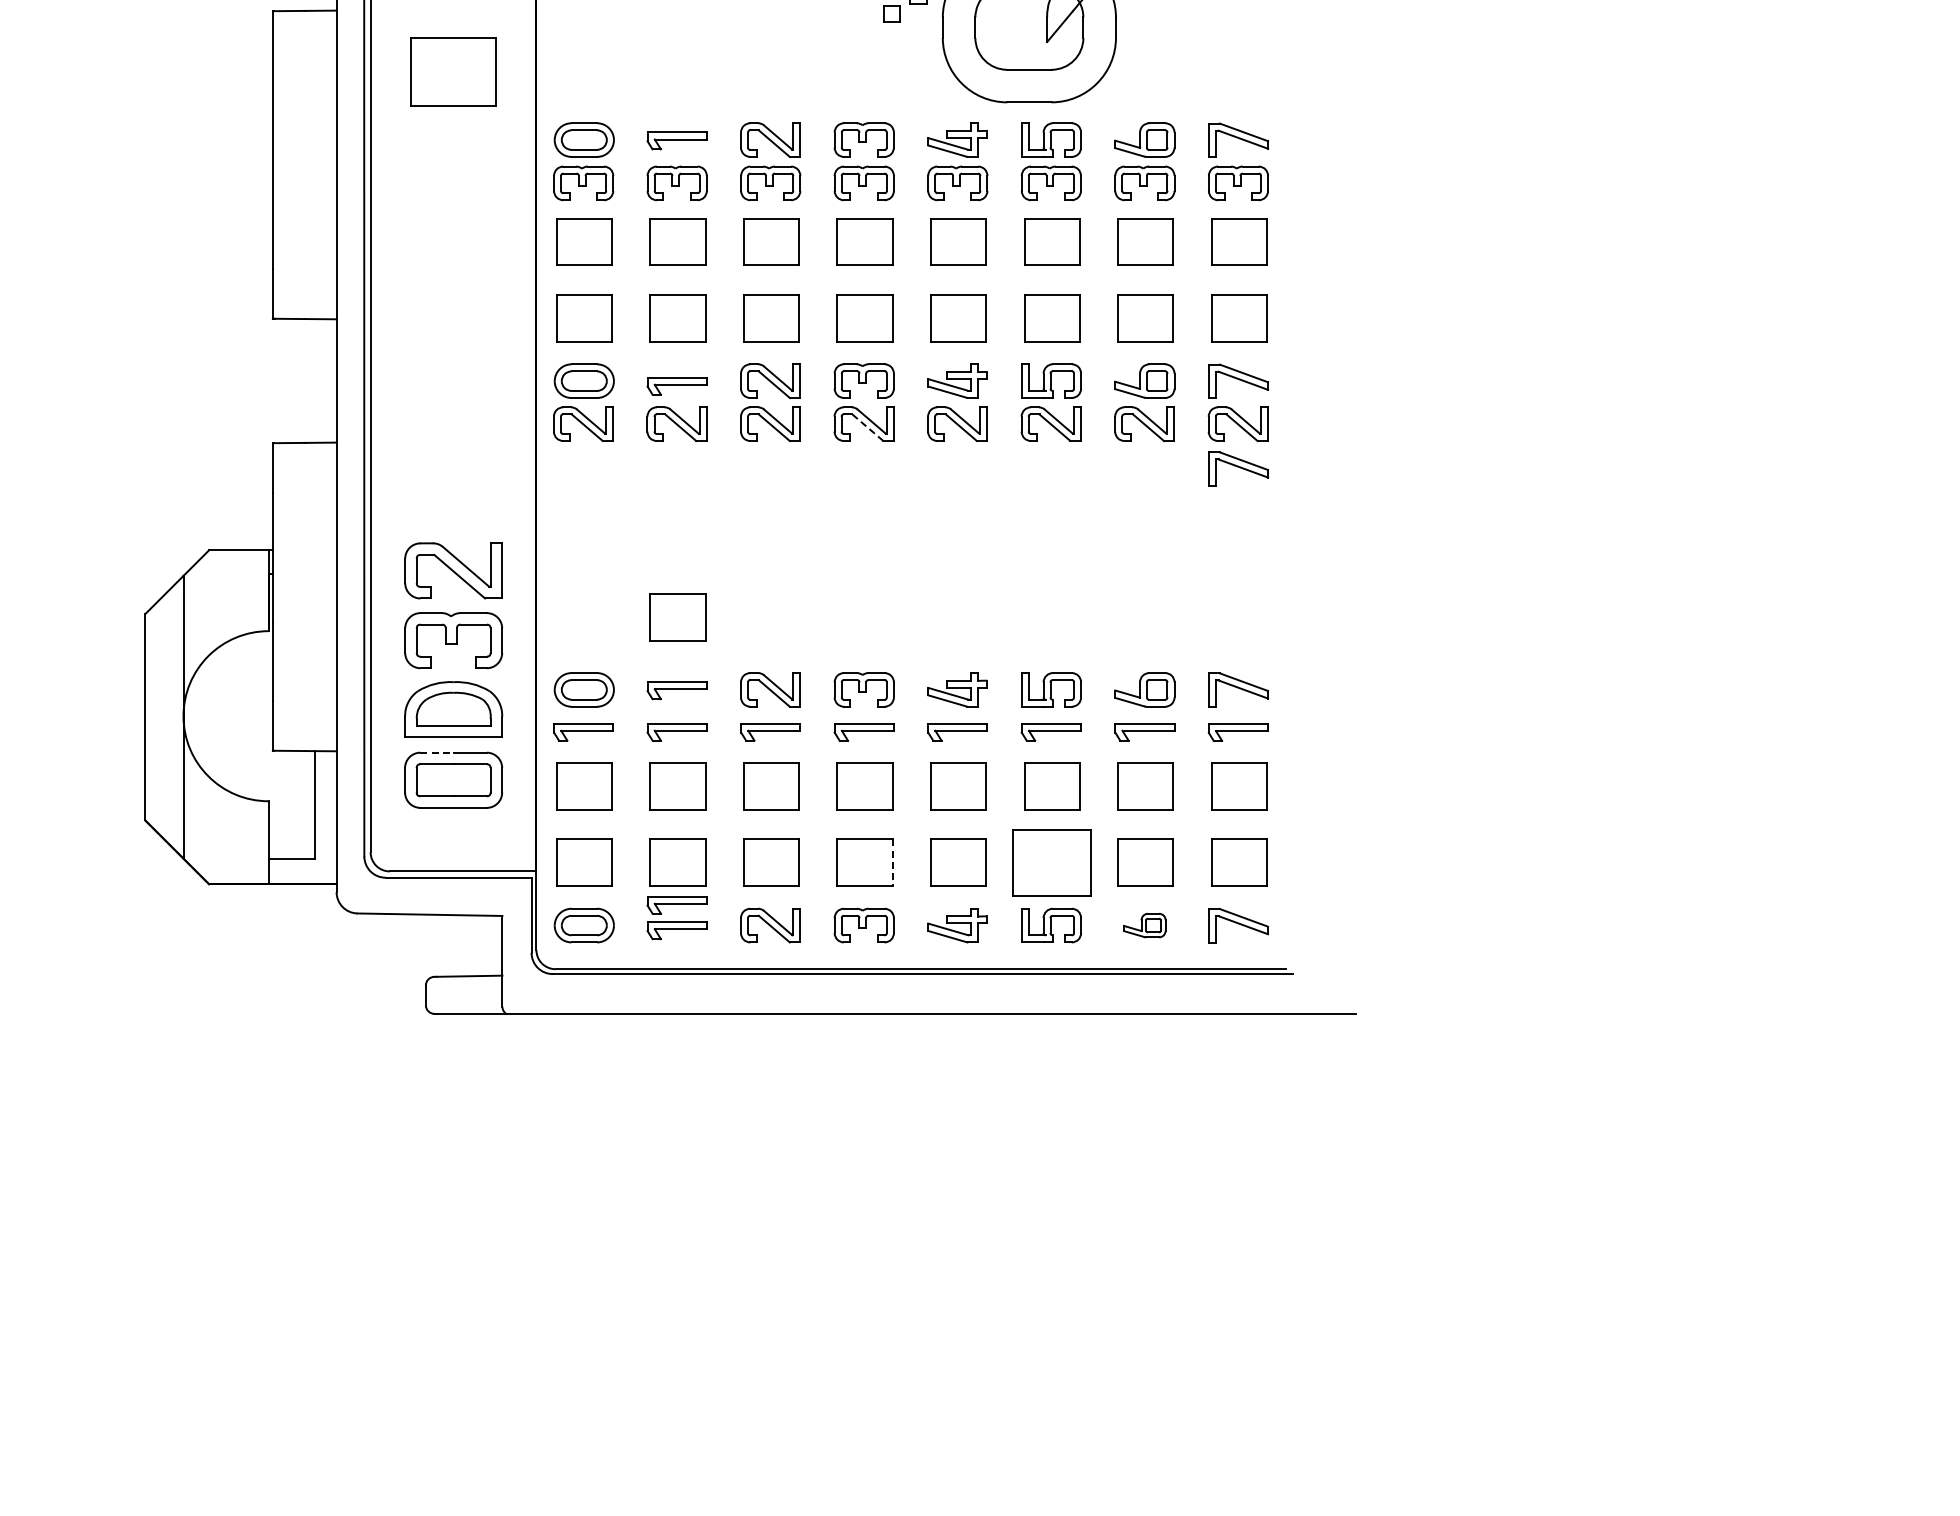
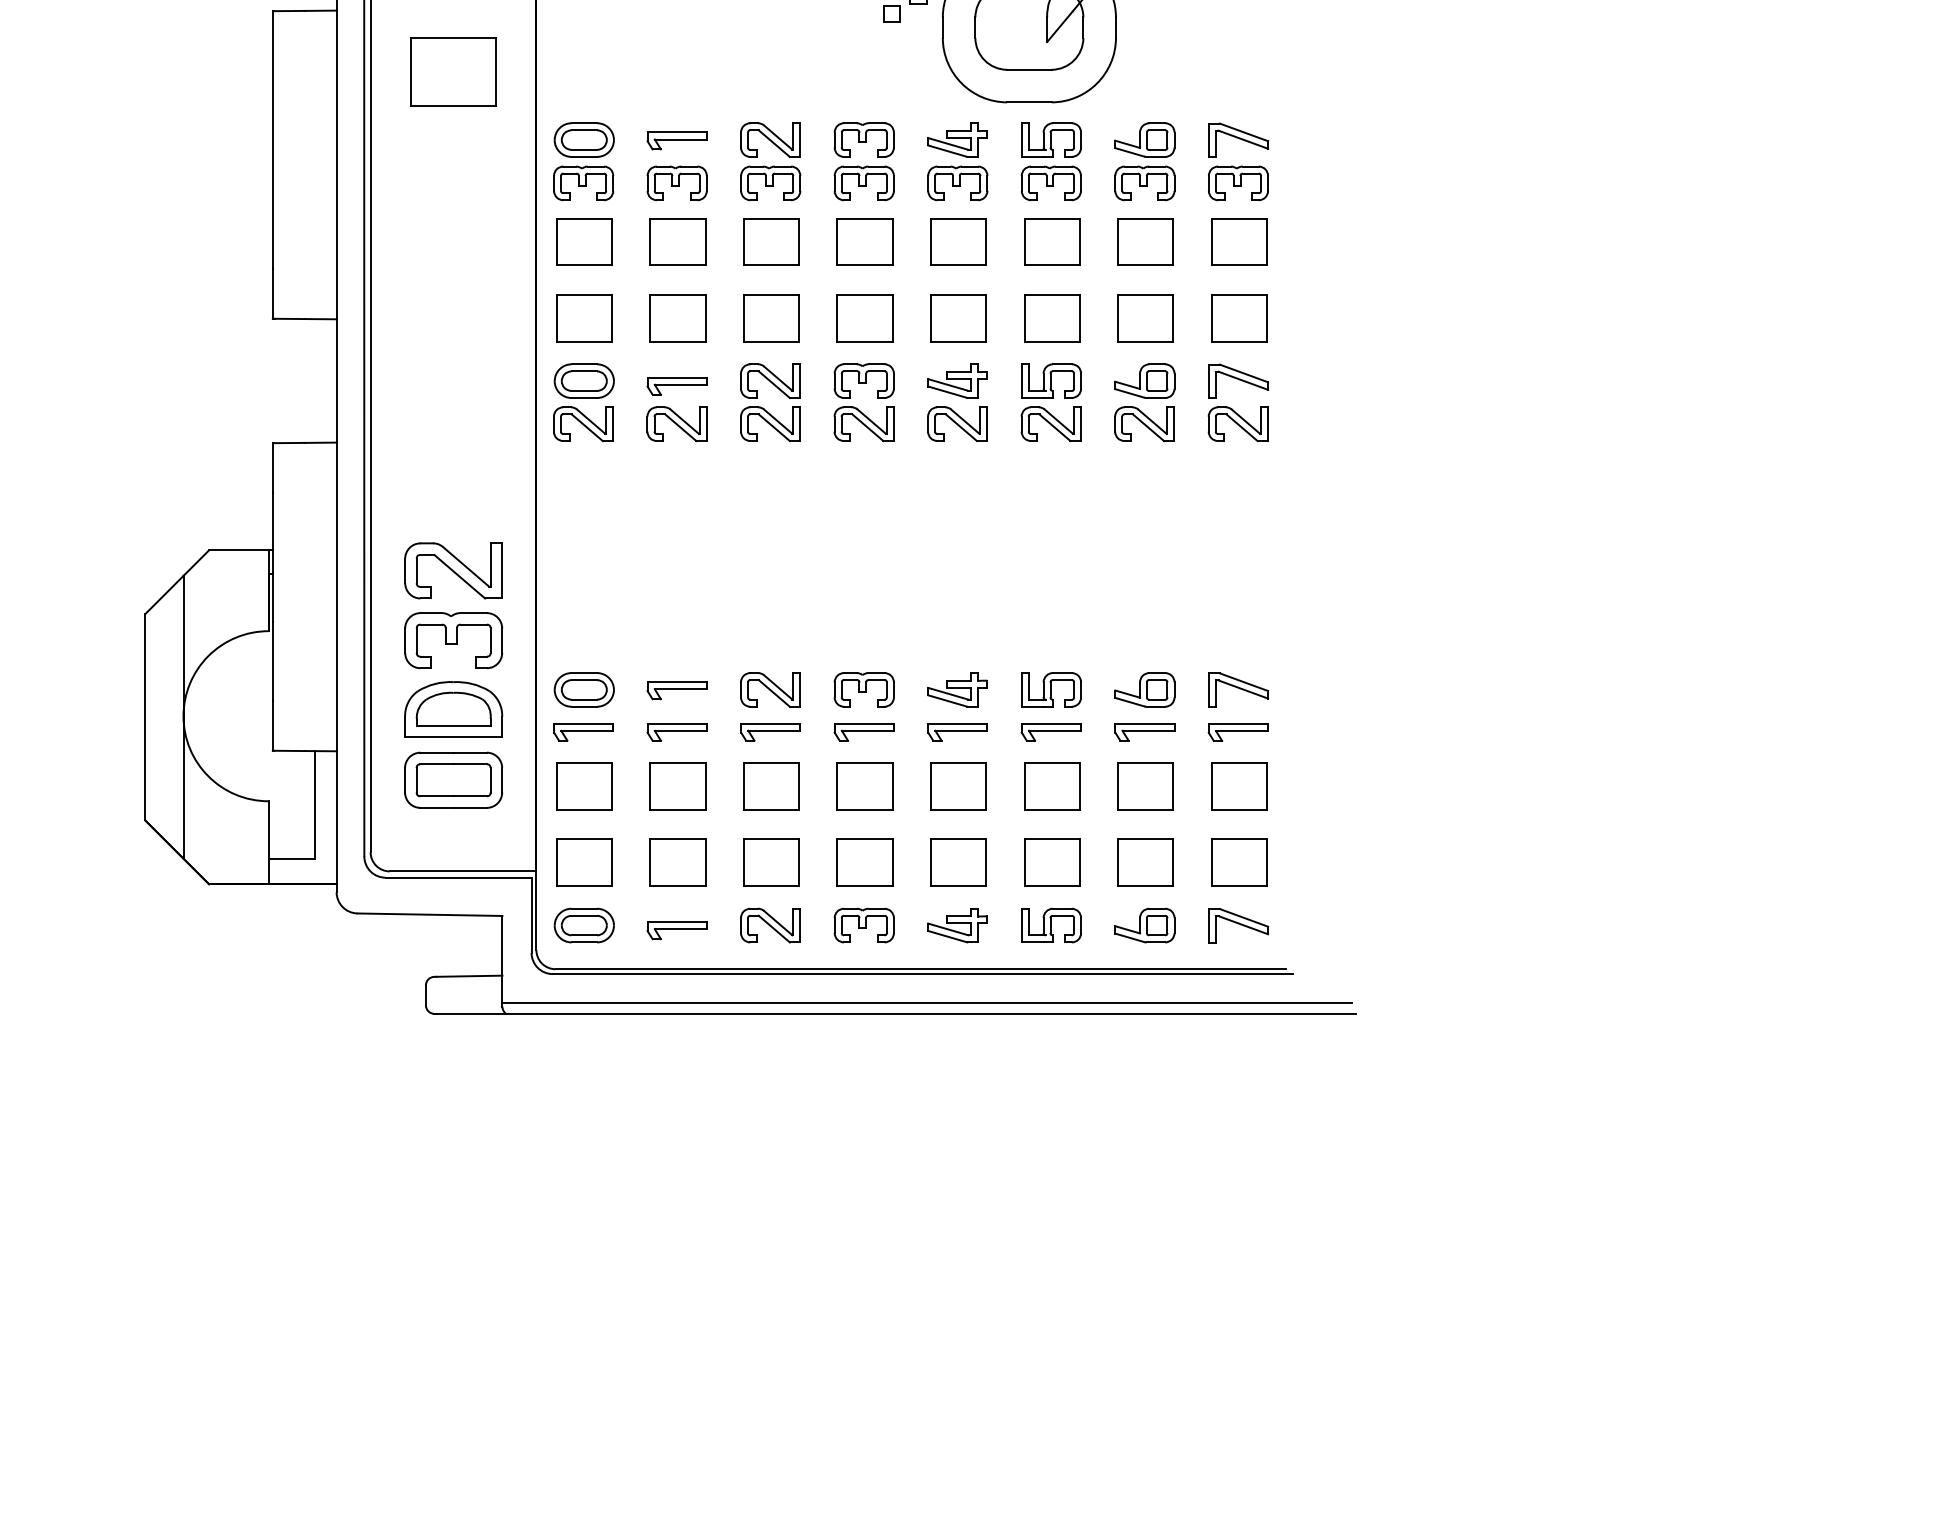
line: dashed -> solid (867, 427)
part: present -> none (1238, 468)
part: present -> none (677, 617)
line: dashed -> solid (437, 752)
part size: 80x68 px -> 57x49 px (1052, 862)
line: dashed -> solid (892, 863)
part: present -> none (676, 905)
part size: 44x27 px -> 62x37 px (1144, 925)
line: none -> present (927, 1002)
